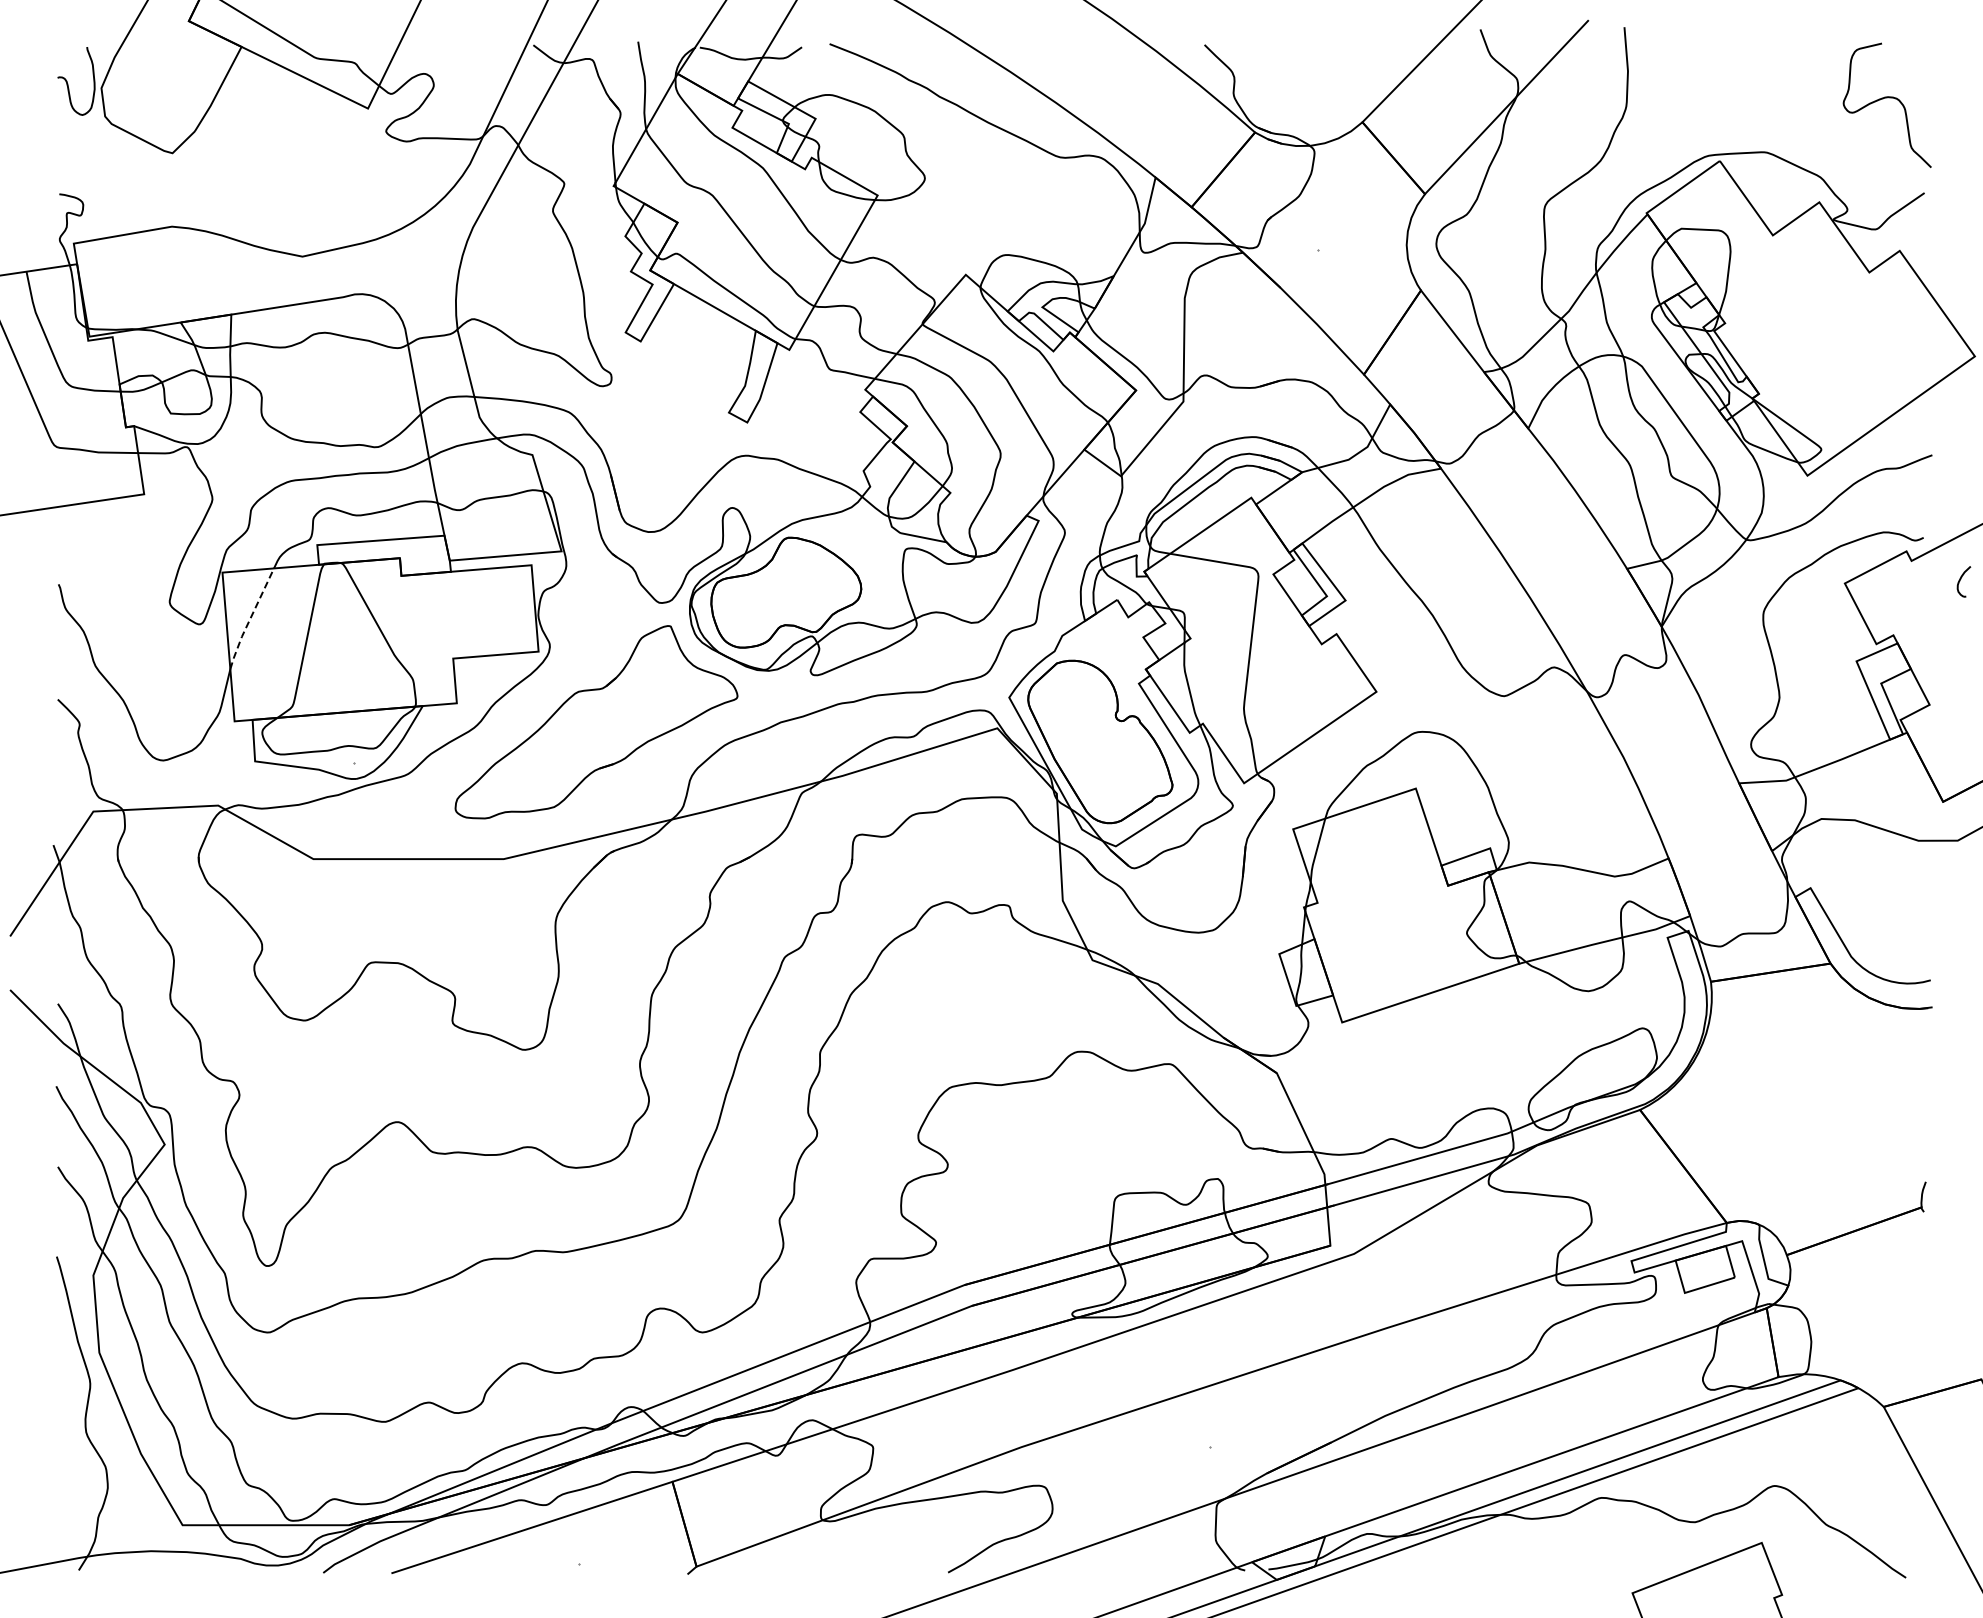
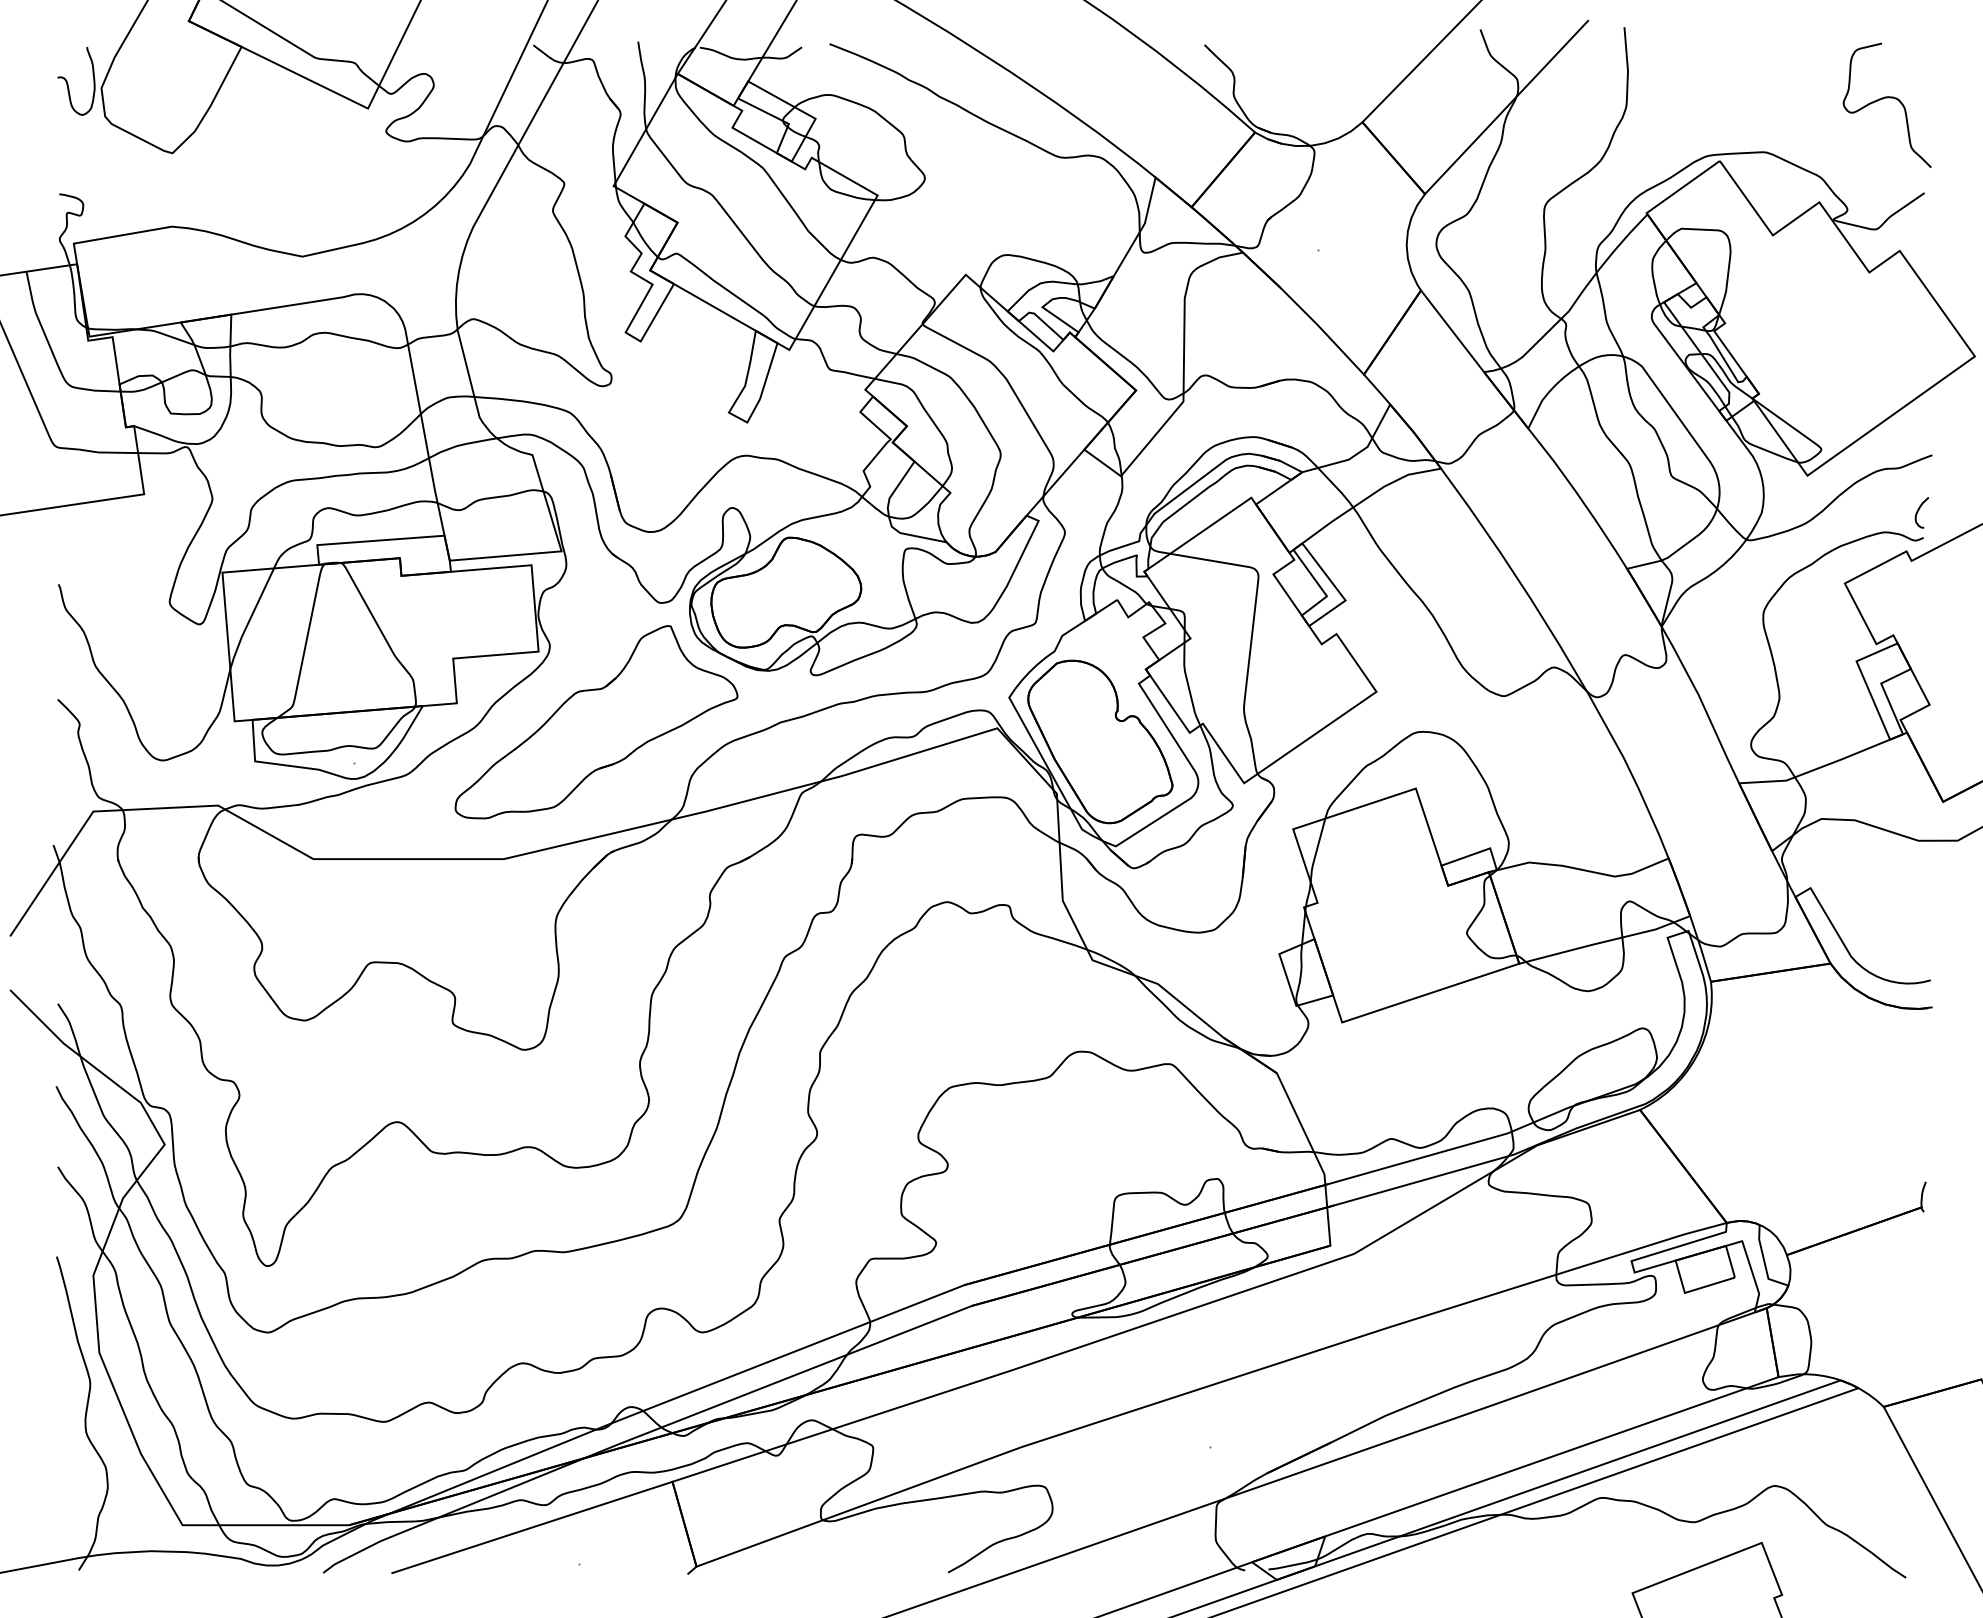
curve position: (1961, 579) -> (1919, 510) (1919, 510)
line: dashed -> solid (250, 618)
